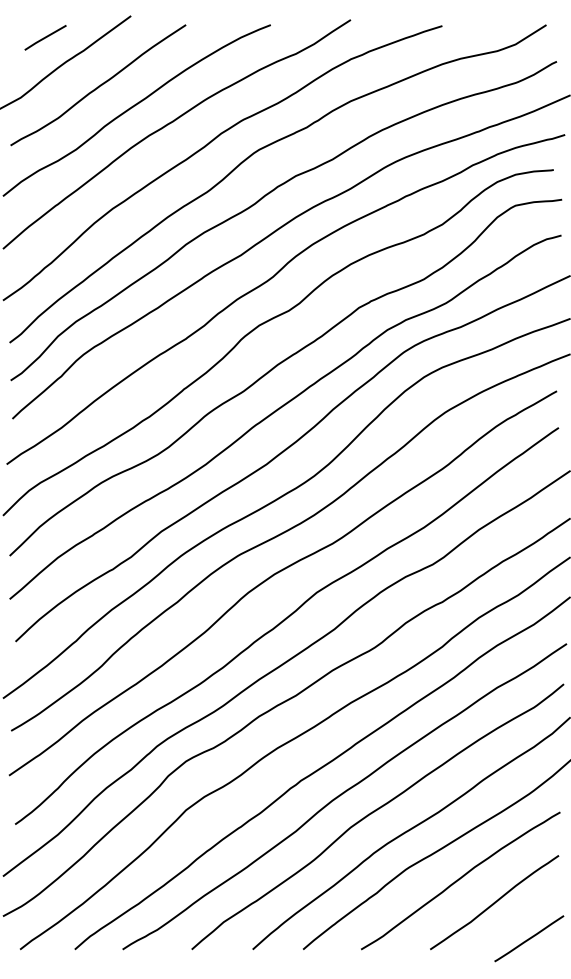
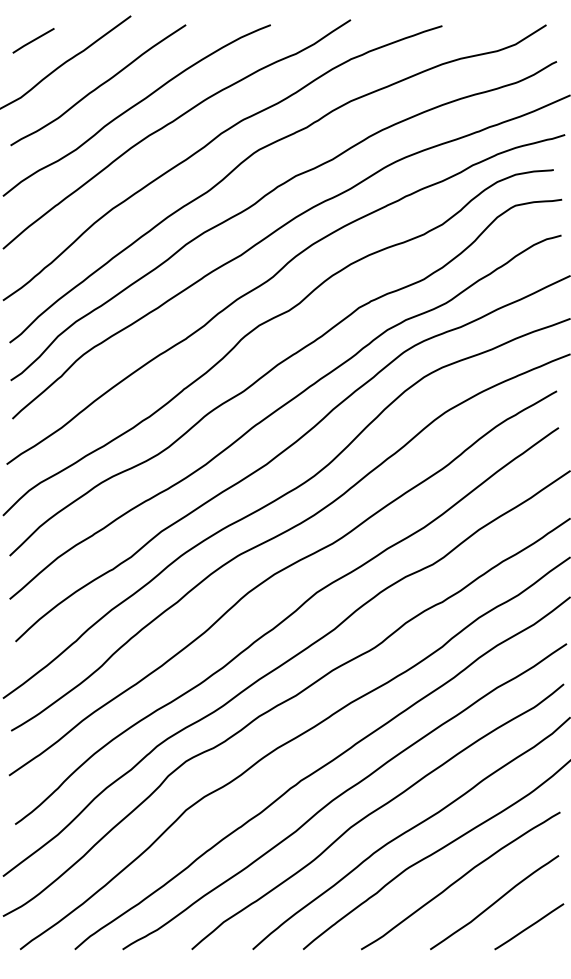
line position: (45, 37) -> (33, 40) (33, 40)
line position: (529, 938) -> (529, 926) (529, 926)
